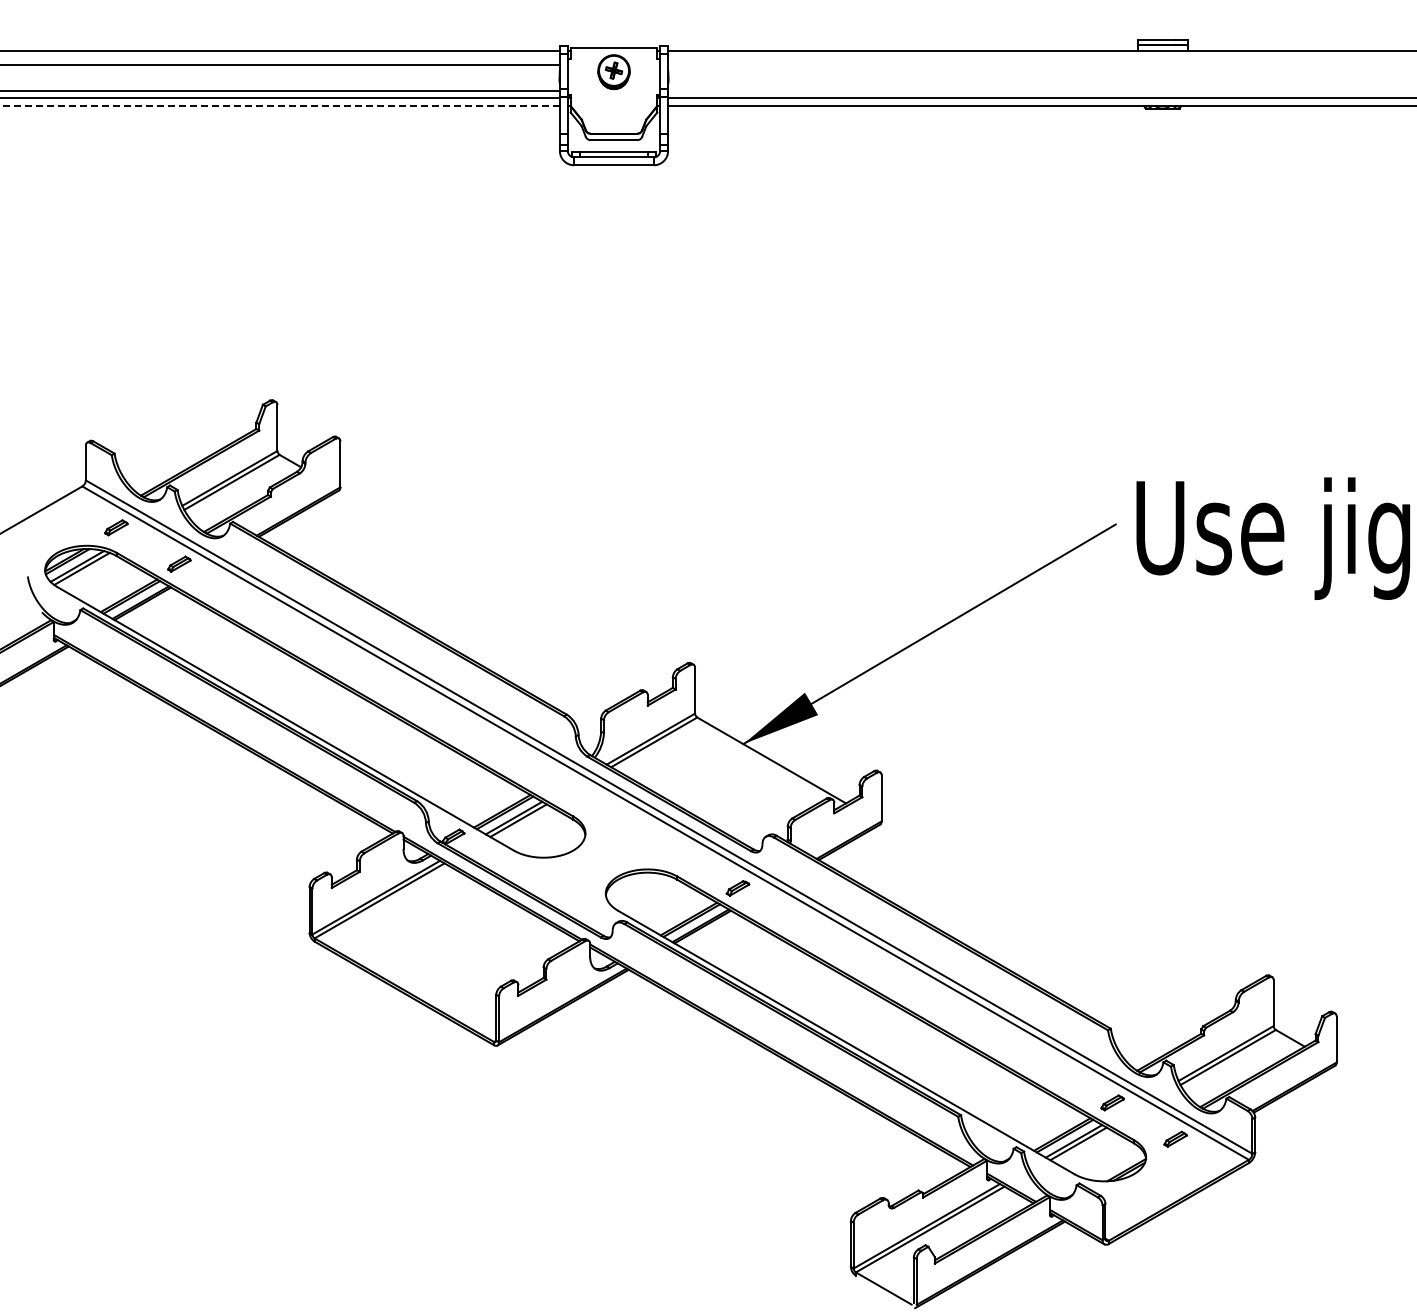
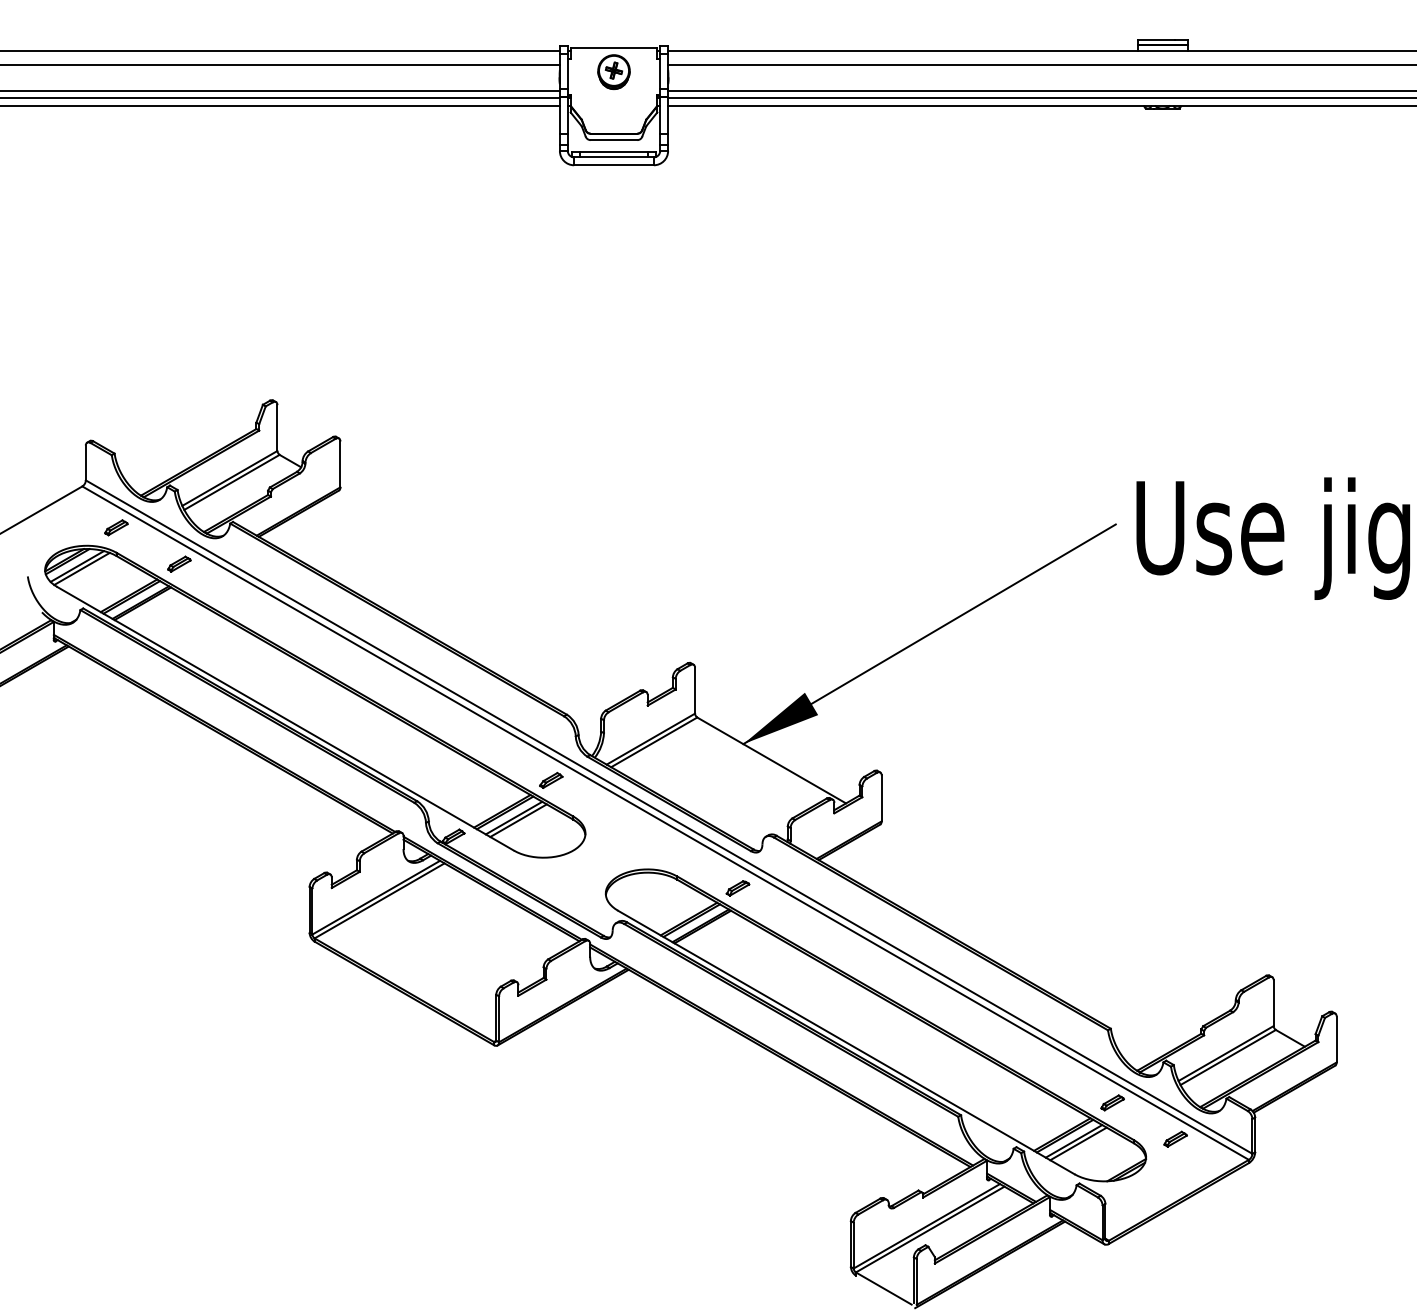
line: none -> present (1040, 64)
line: none -> present (1040, 91)
line: dashed -> solid (280, 105)
part: none -> present (551, 779)
